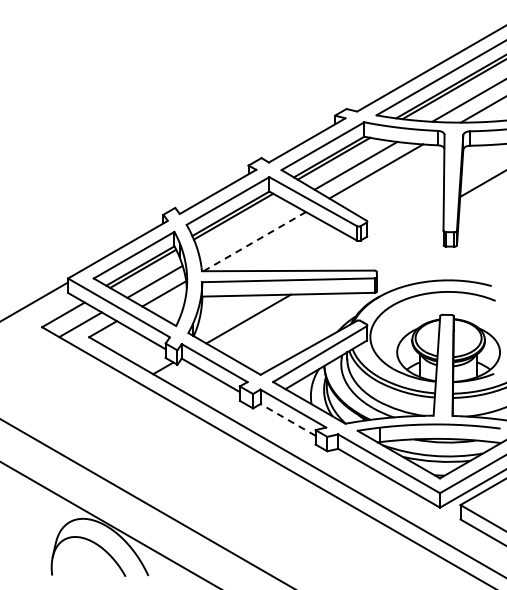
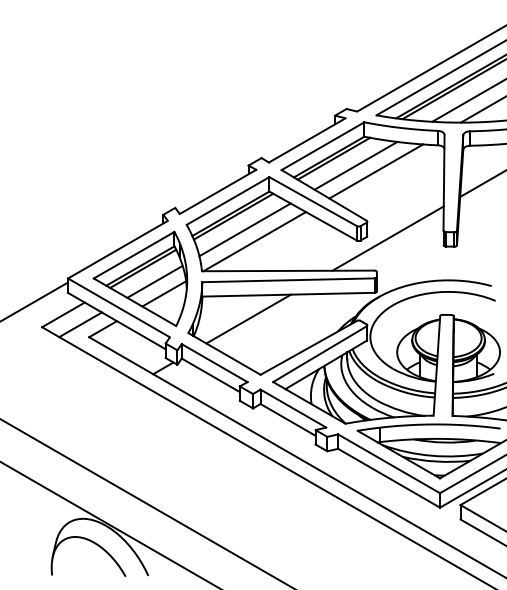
line: none -> present (244, 229)
line: none -> present (387, 238)
line: dashed -> solid (255, 241)
line: dashed -> solid (288, 419)
